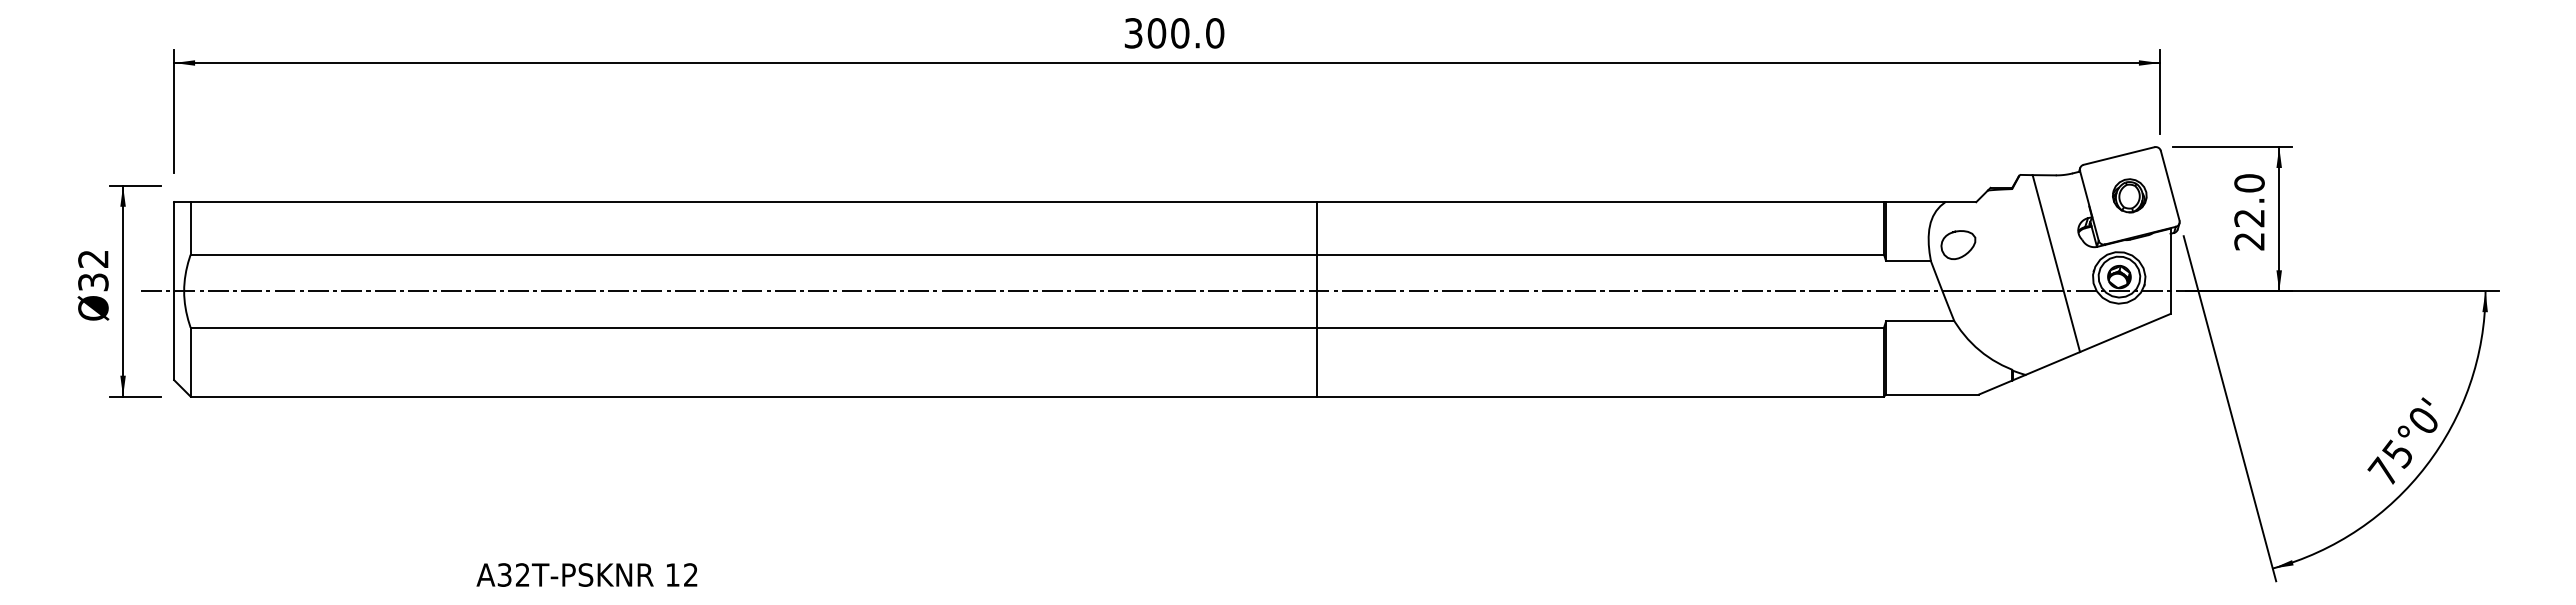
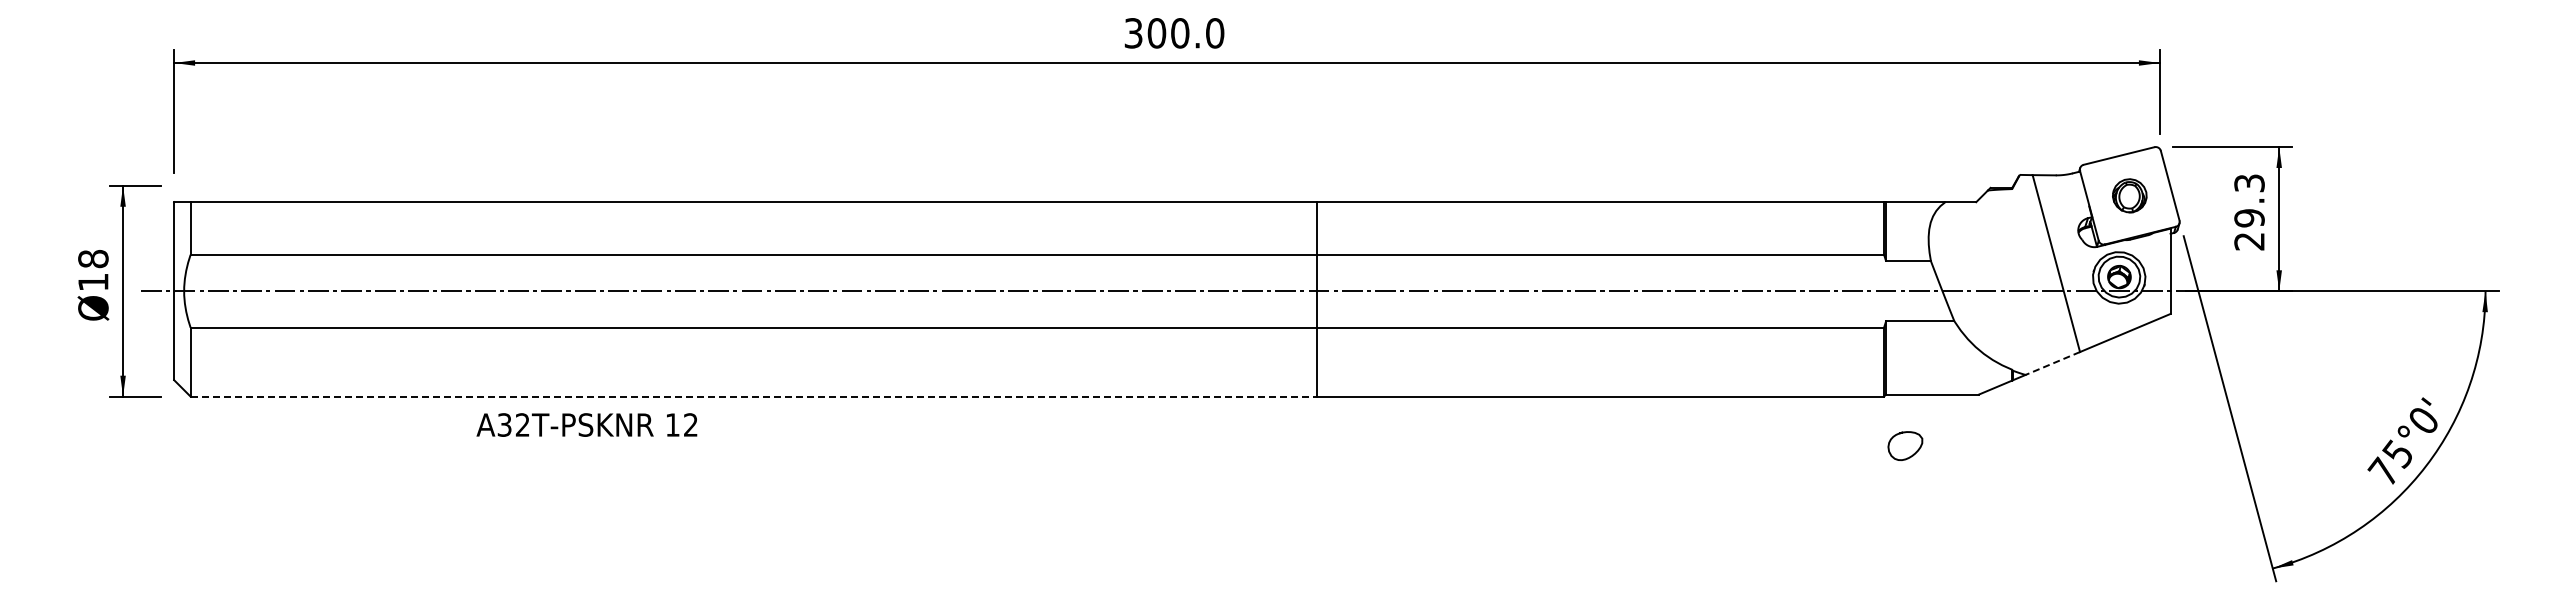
text: 22.0 -> 29.3 (2249, 200)
curve position: (1966, 252) -> (1913, 453) (1913, 453)
text: Ø32 -> Ø18 (93, 270)
line: solid -> dashed (2052, 363)
line: solid -> dashed (754, 396)
text position: (586, 574) -> (586, 424) (586, 424)
